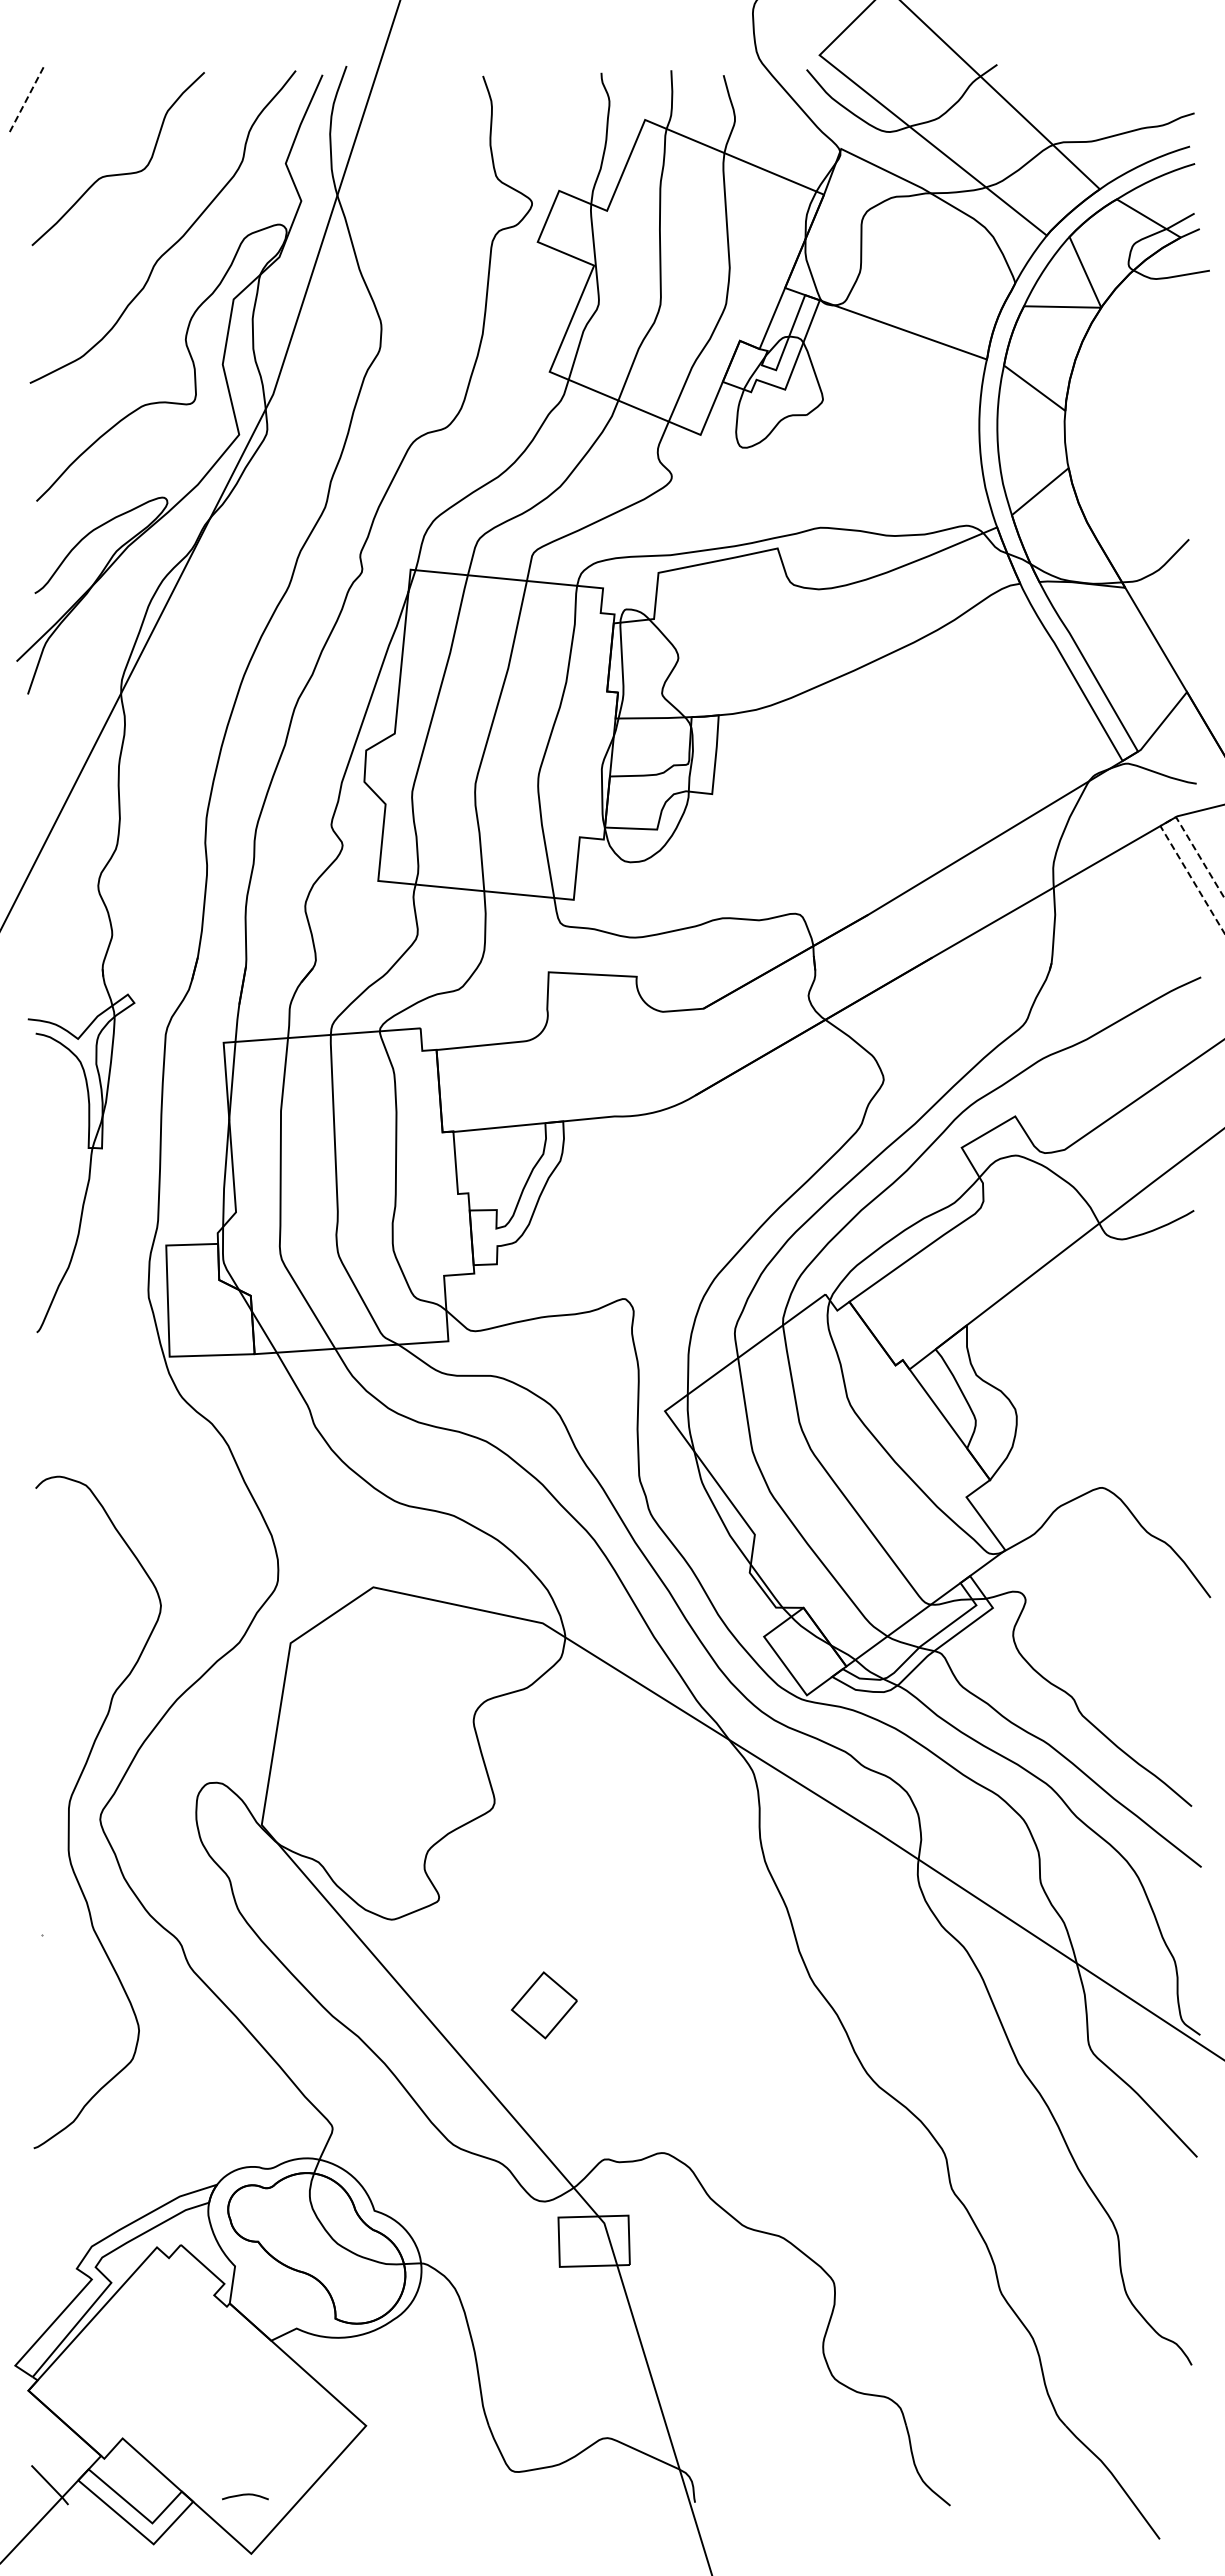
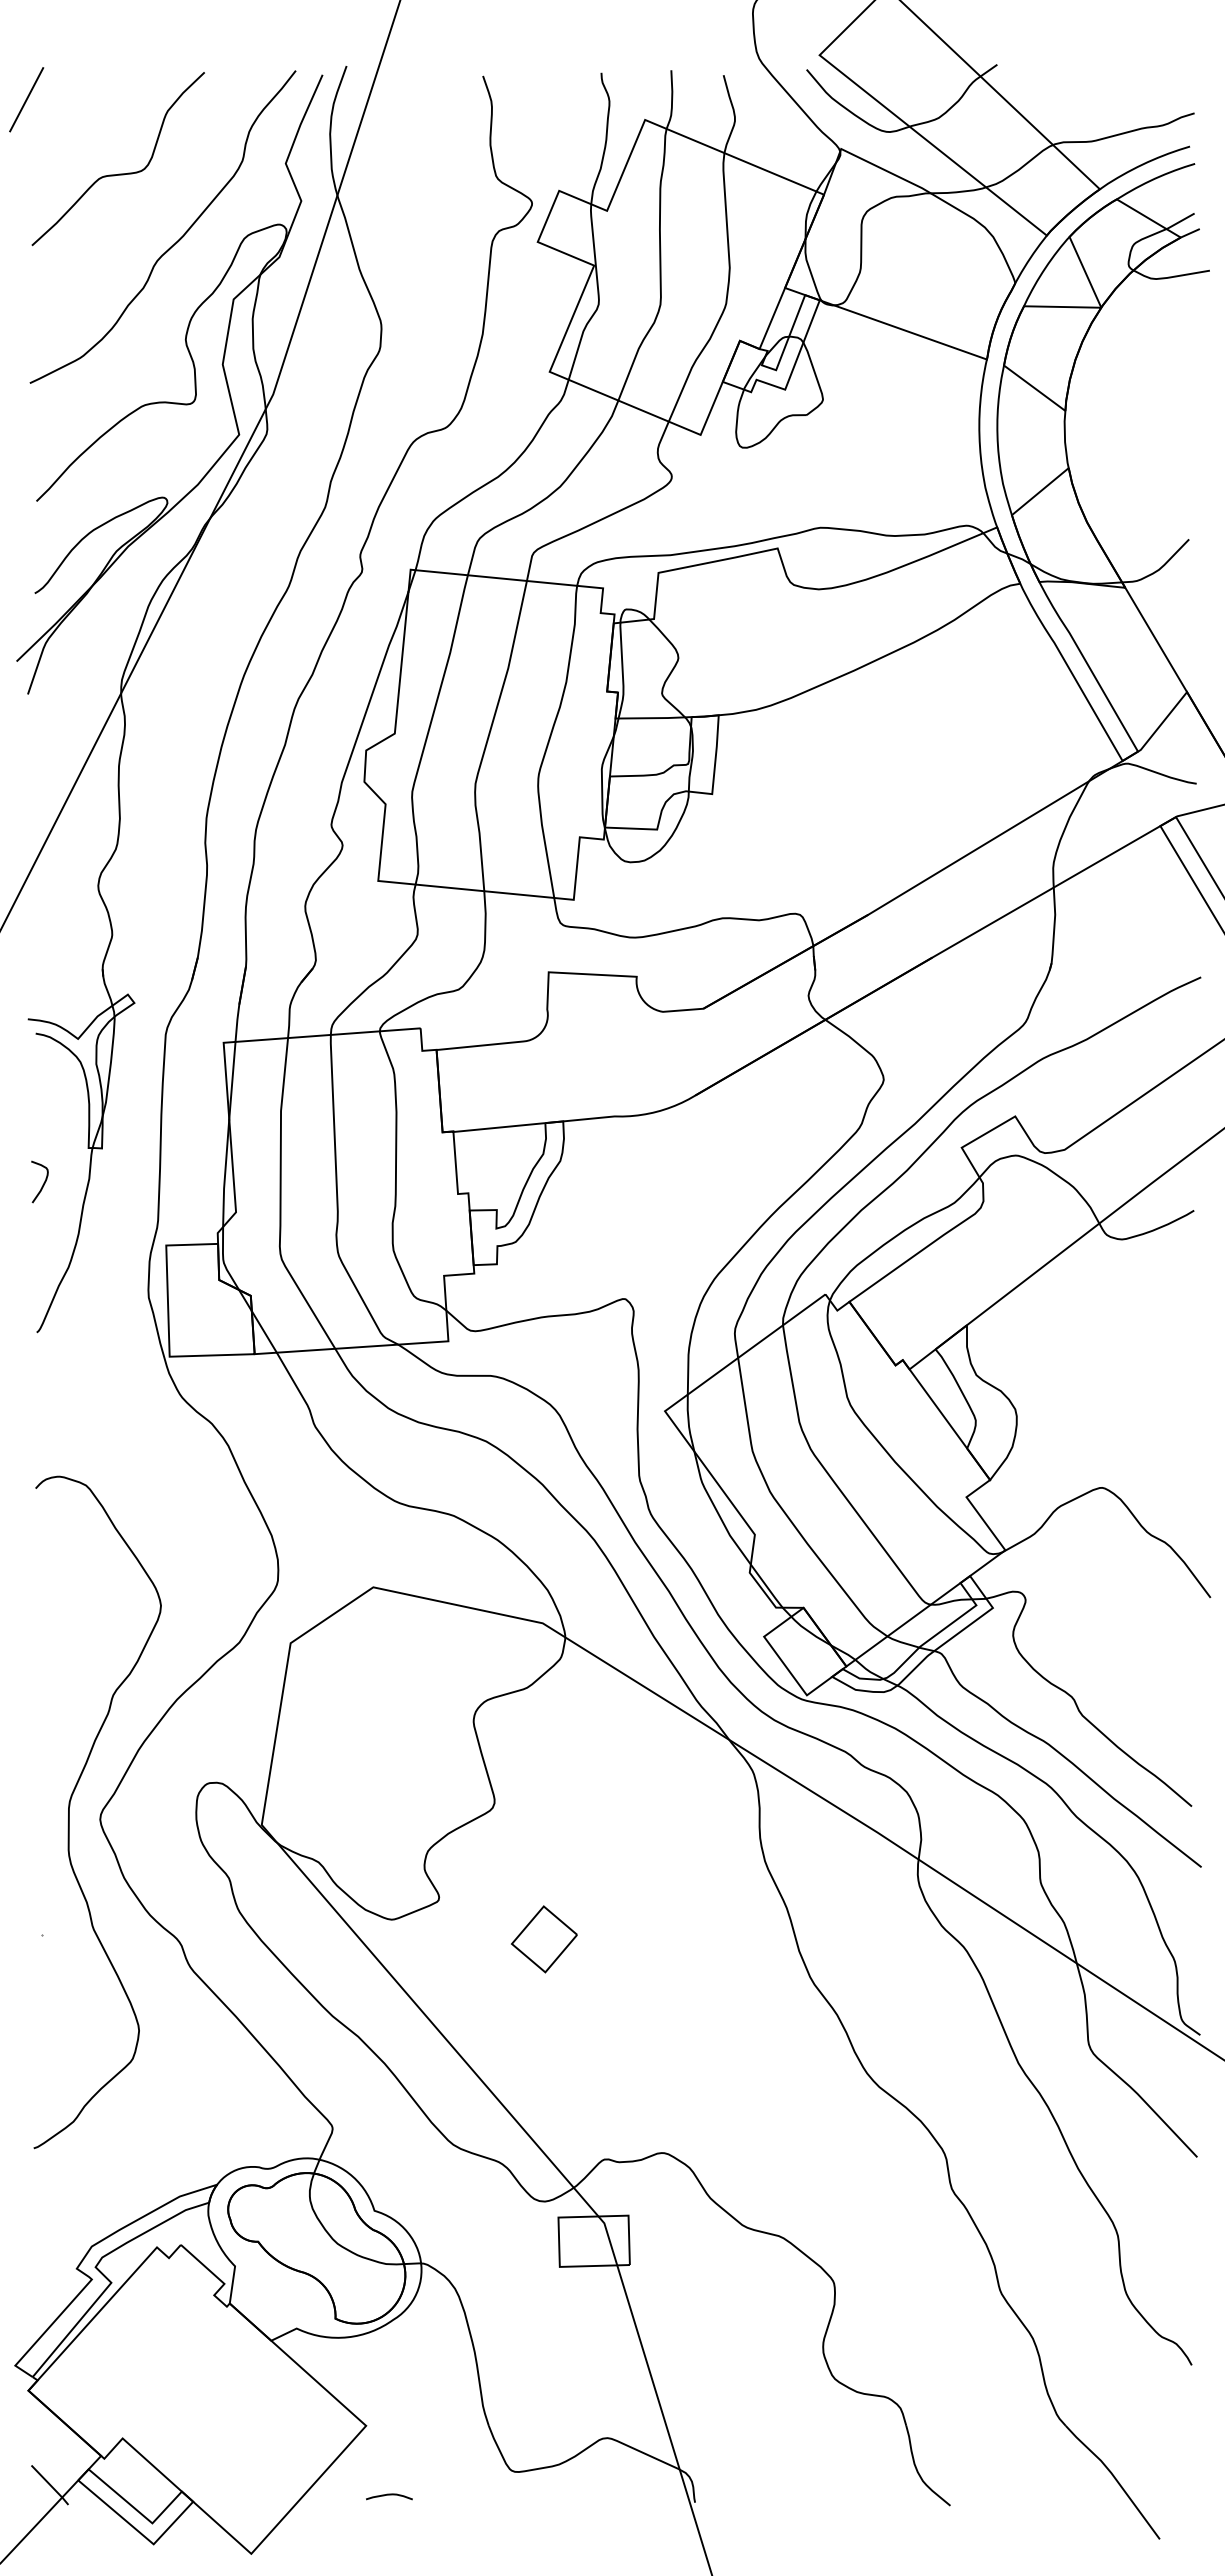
line: dashed -> solid (26, 99)
line: dashed -> solid (1162, 830)
curve: none -> present (43, 1182)
part position: (544, 2005) -> (544, 1939) (544, 1939)
curve position: (245, 2495) -> (389, 2495) (389, 2495)
